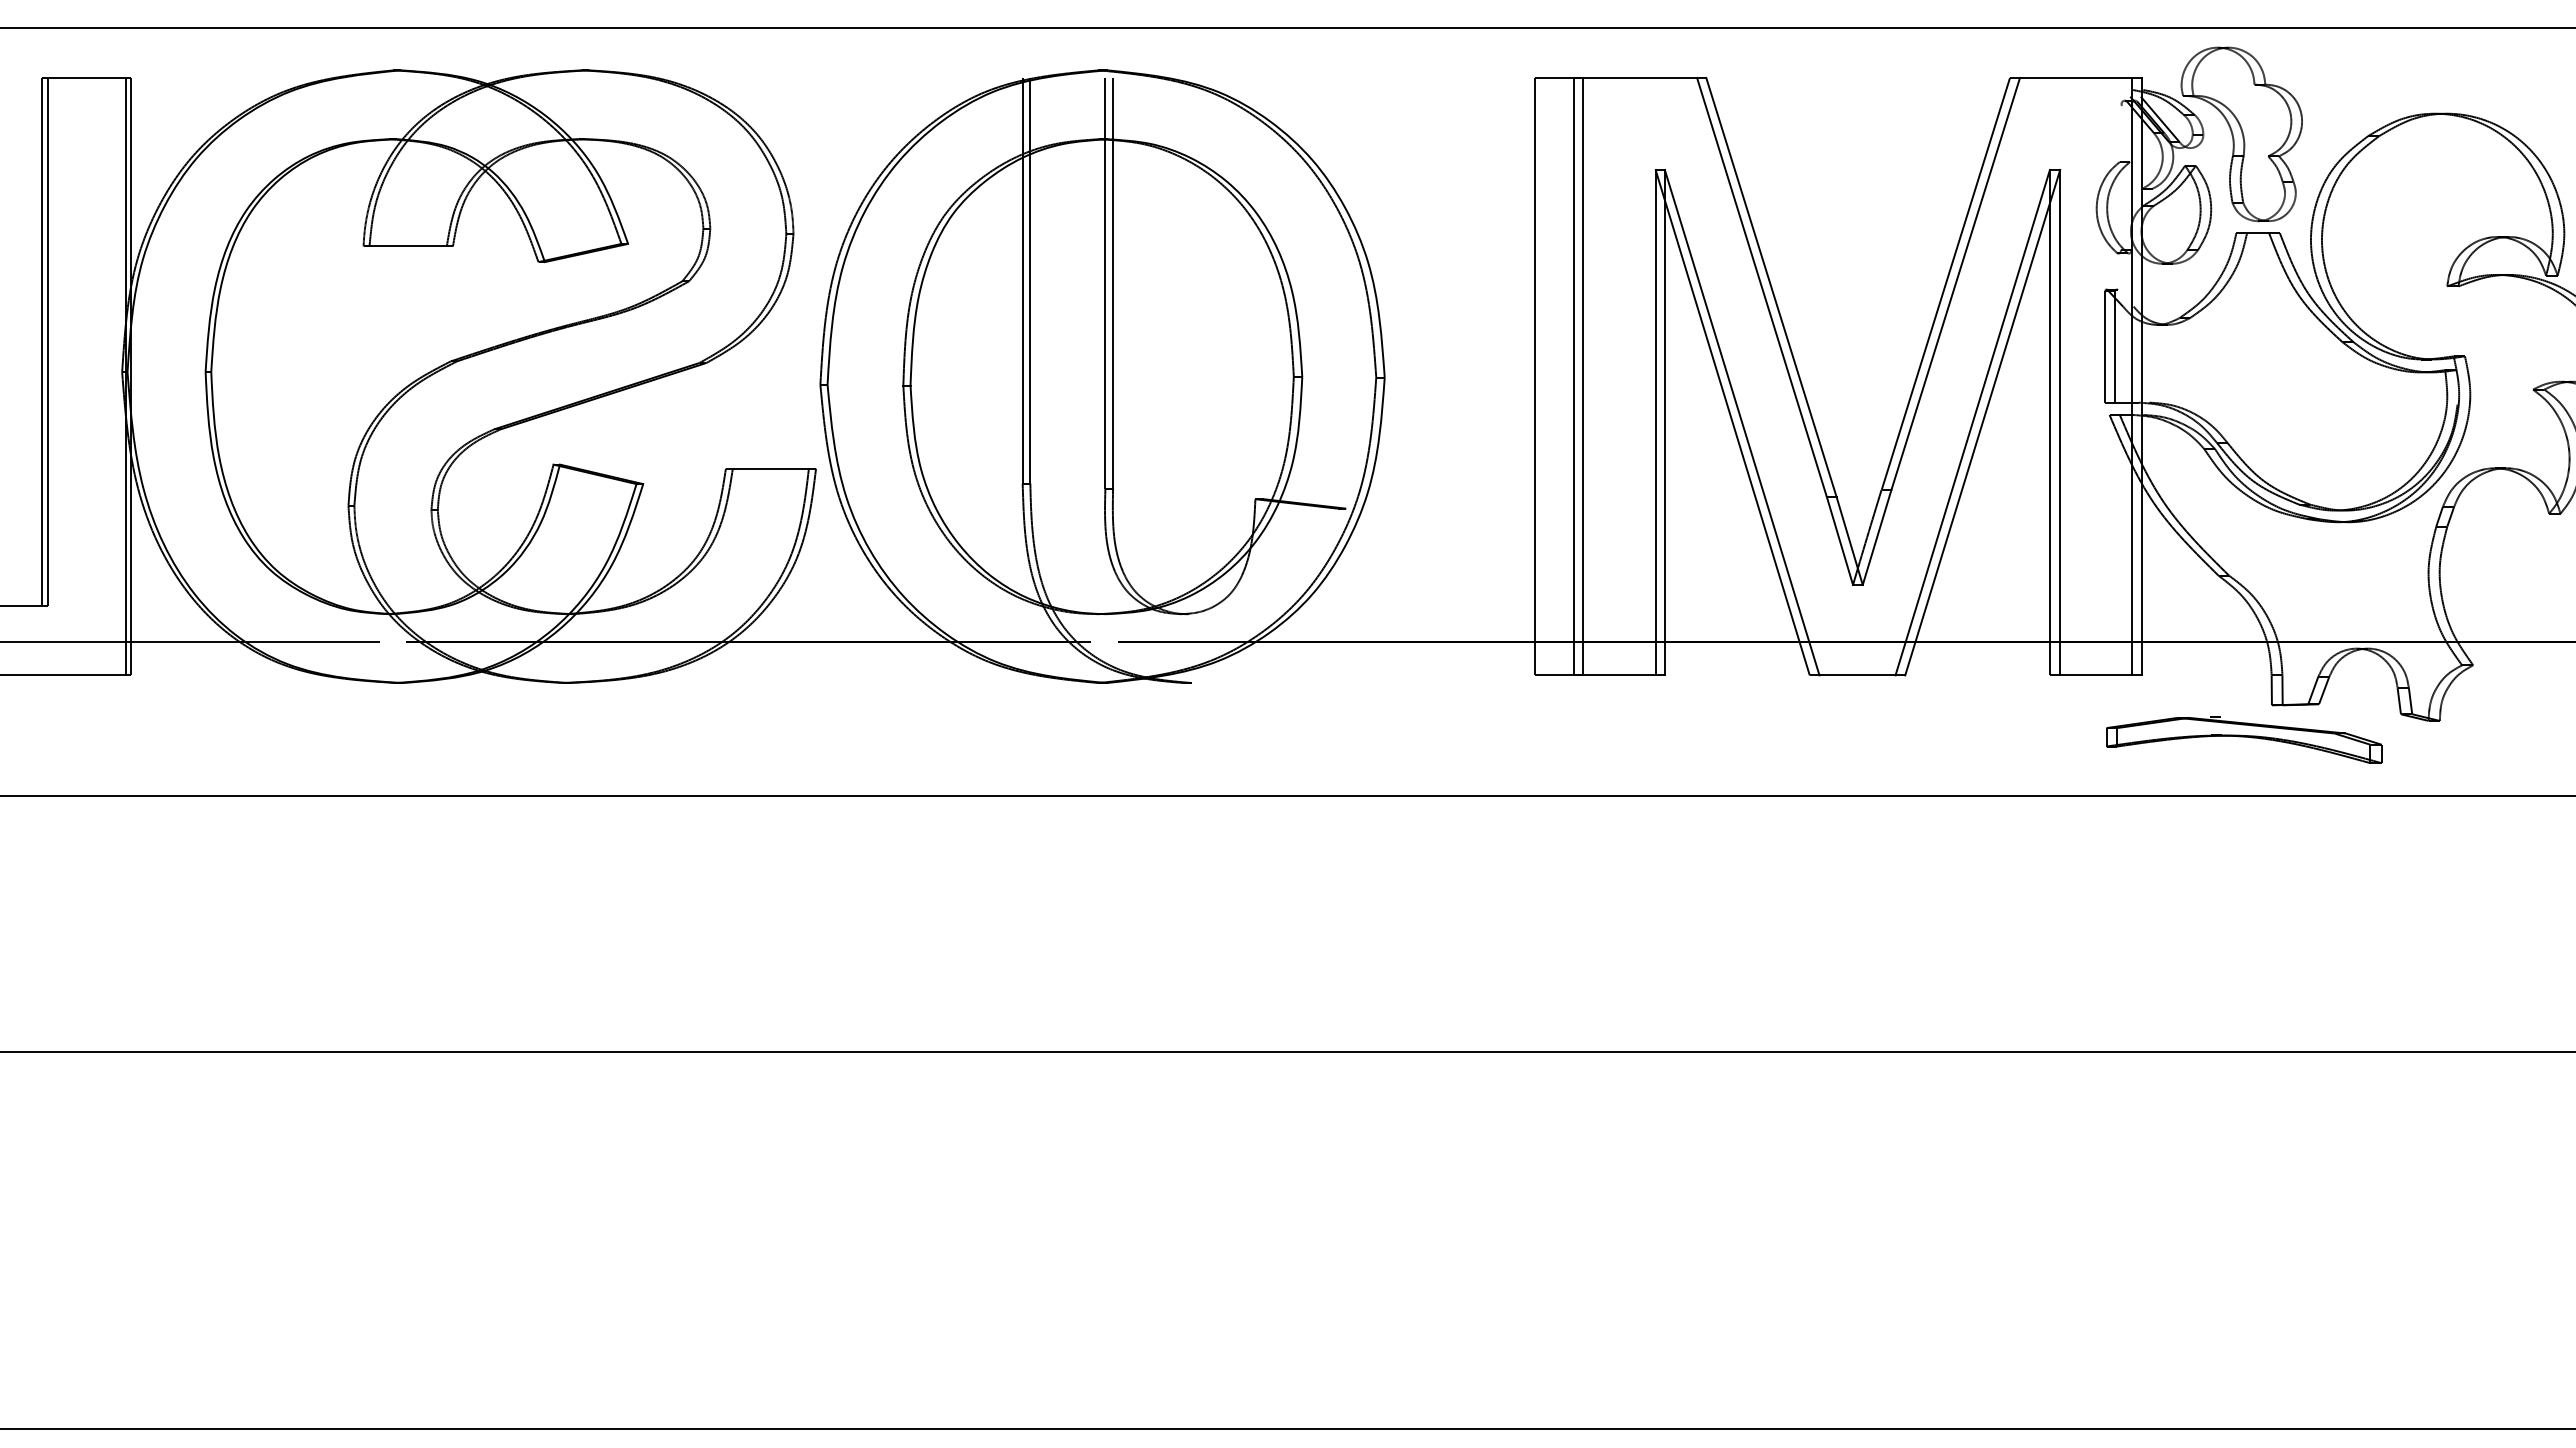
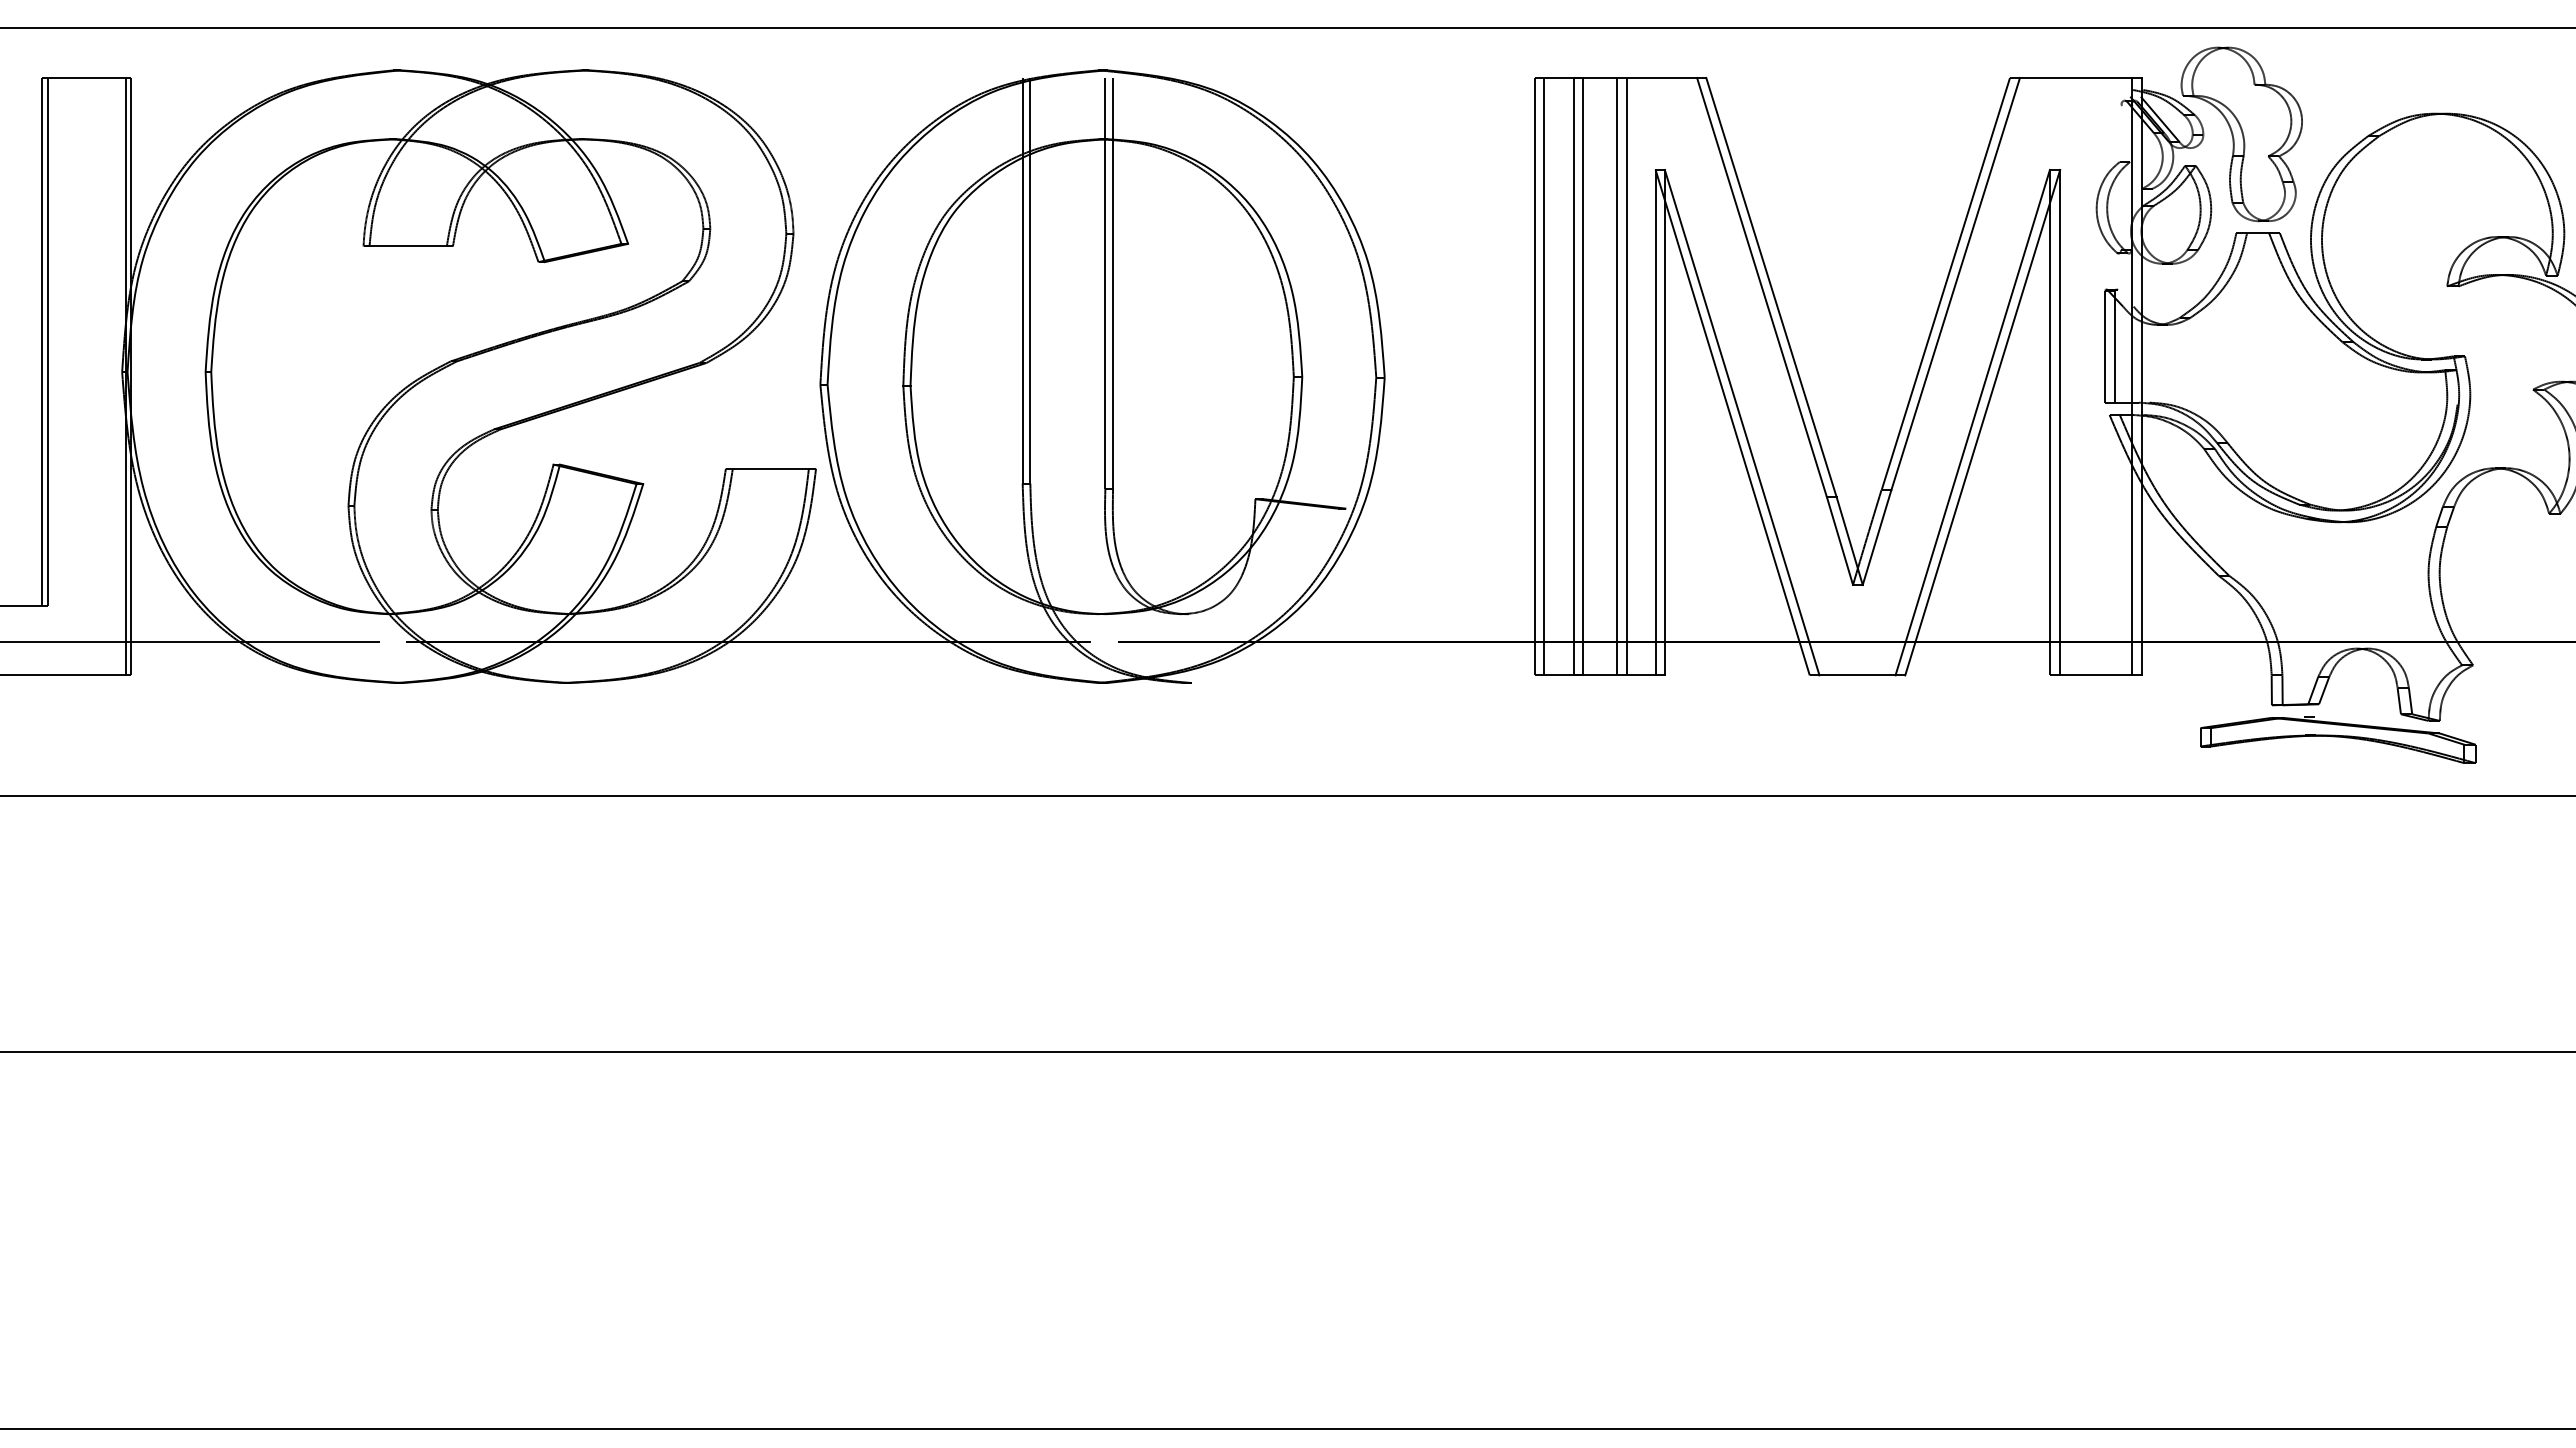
line: none -> present (1544, 376)
line: none -> present (1617, 376)
line: none -> present (1626, 376)
part position: (2244, 739) -> (2338, 739) (2338, 739)
